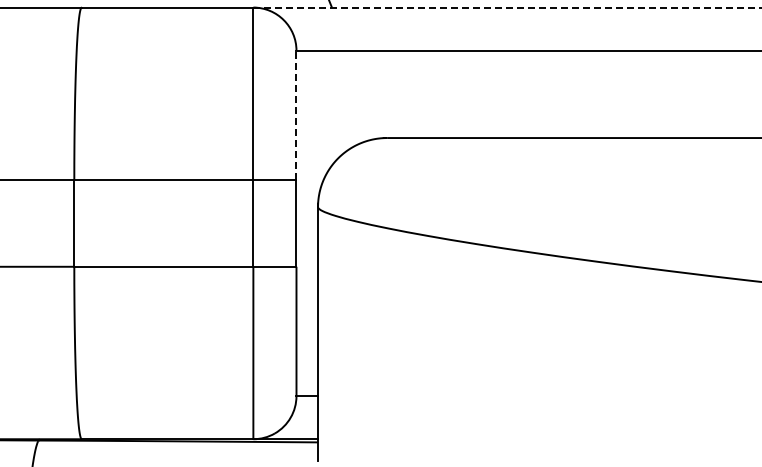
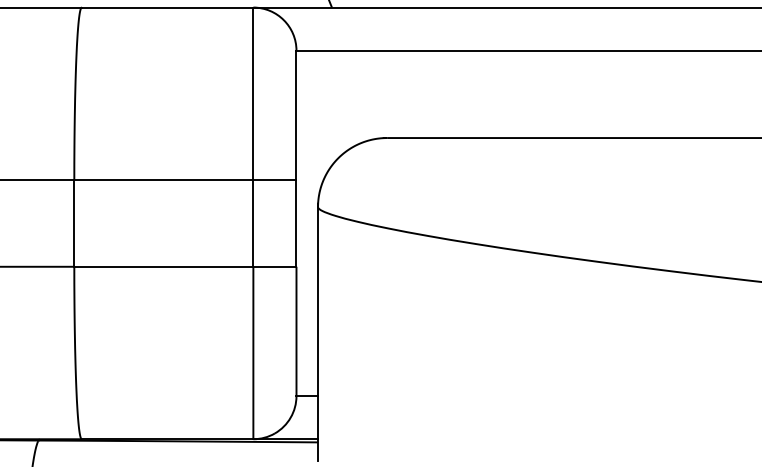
line: dashed -> solid (508, 7)
line: dashed -> solid (296, 115)
